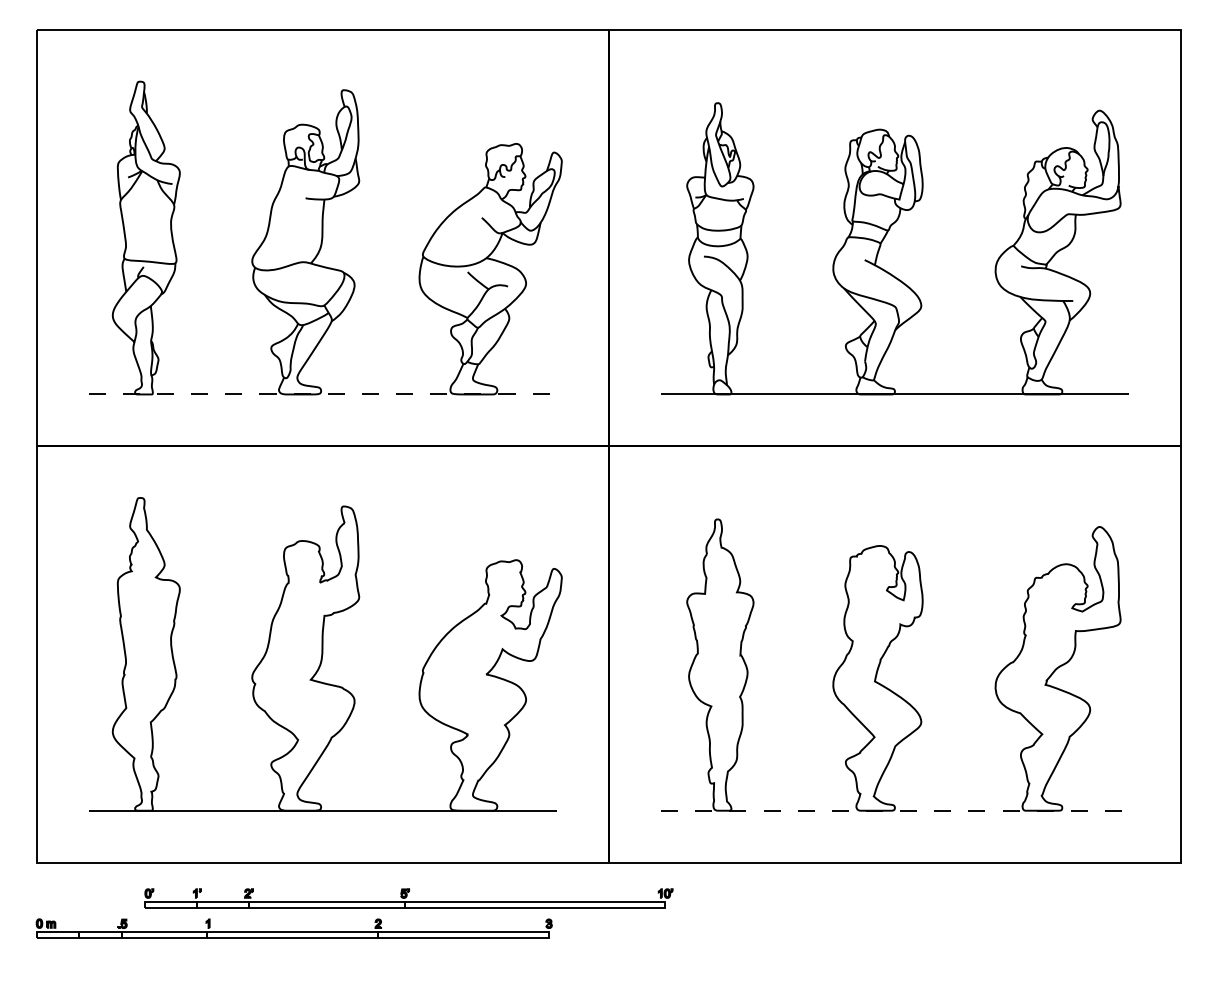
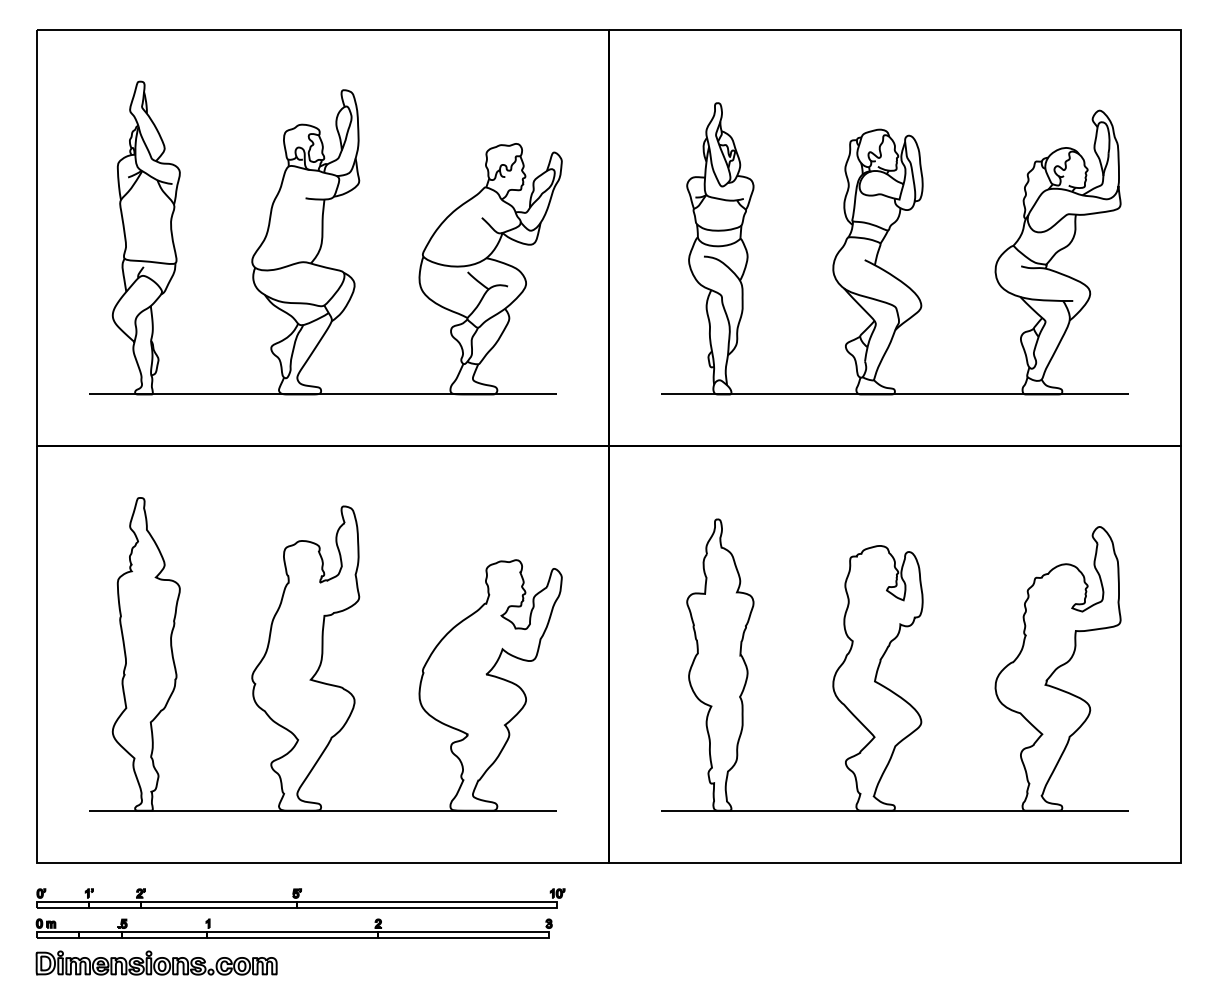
line: dashed -> solid (323, 394)
line: dashed -> solid (895, 810)
part position: (408, 898) -> (300, 898) (300, 898)
part: none -> present (156, 962)
